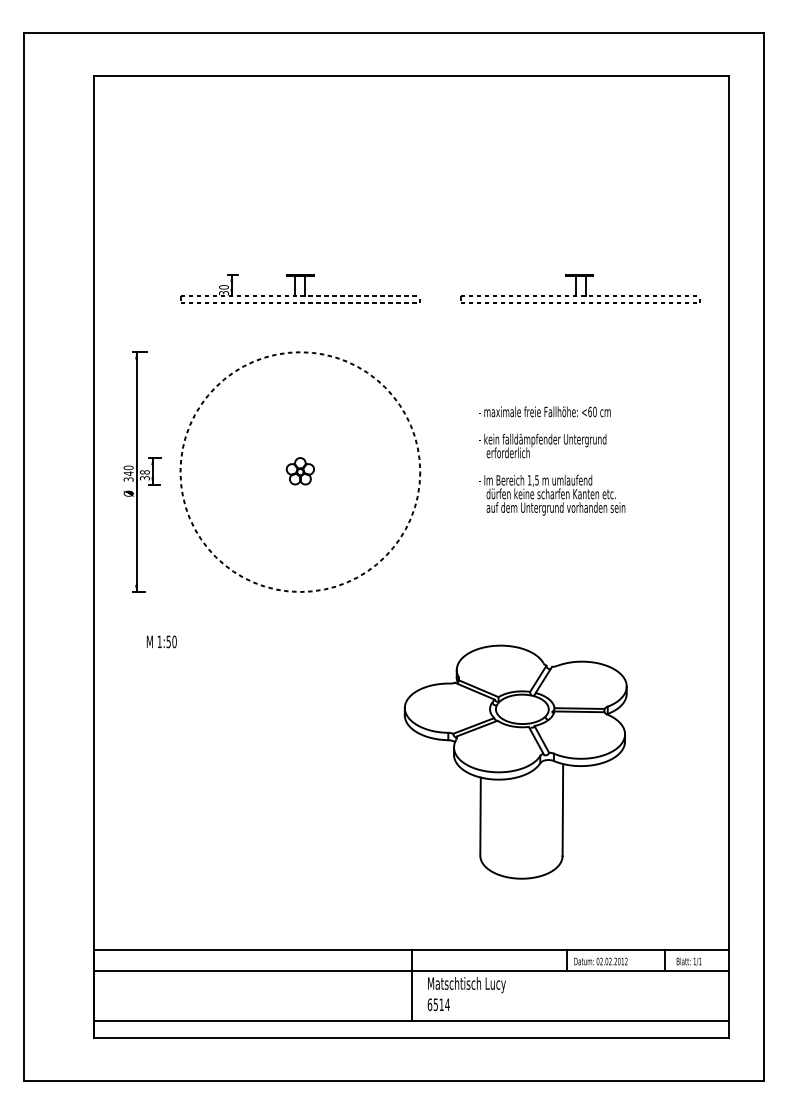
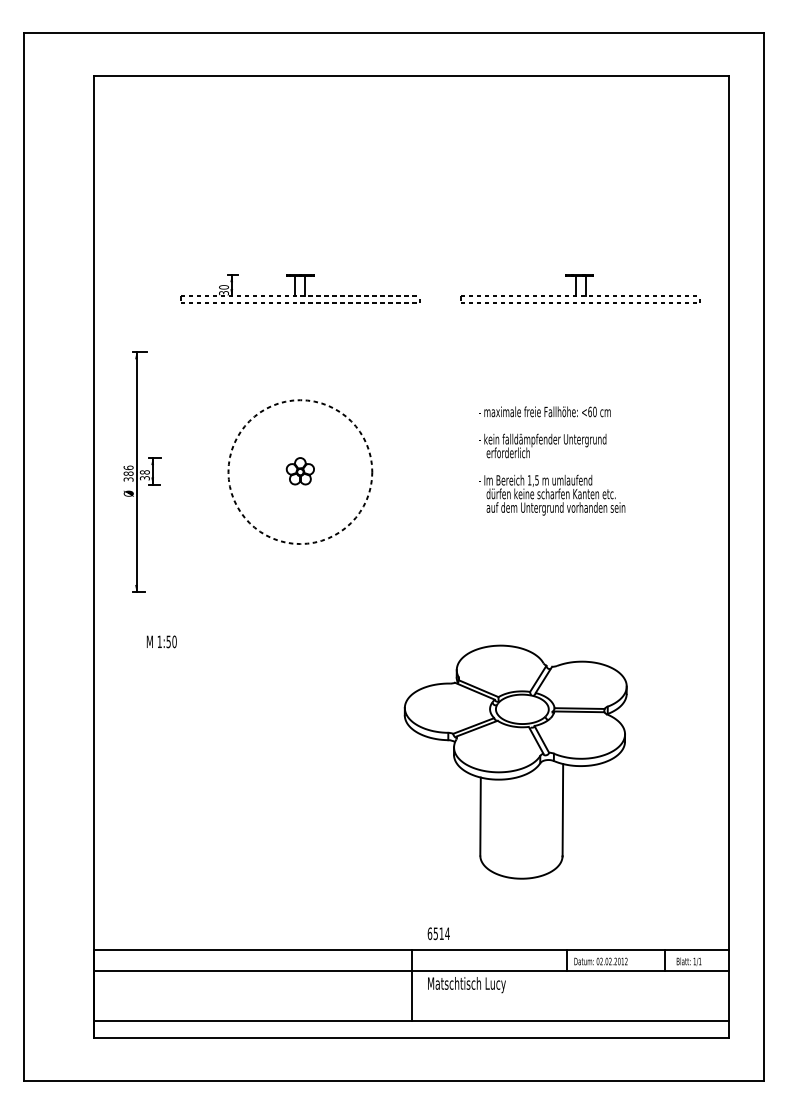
text: 340 -> 386 (128, 470)
circle diameter: 240 px -> 144 px (300, 472)
text position: (438, 1004) -> (438, 933) (438, 933)
